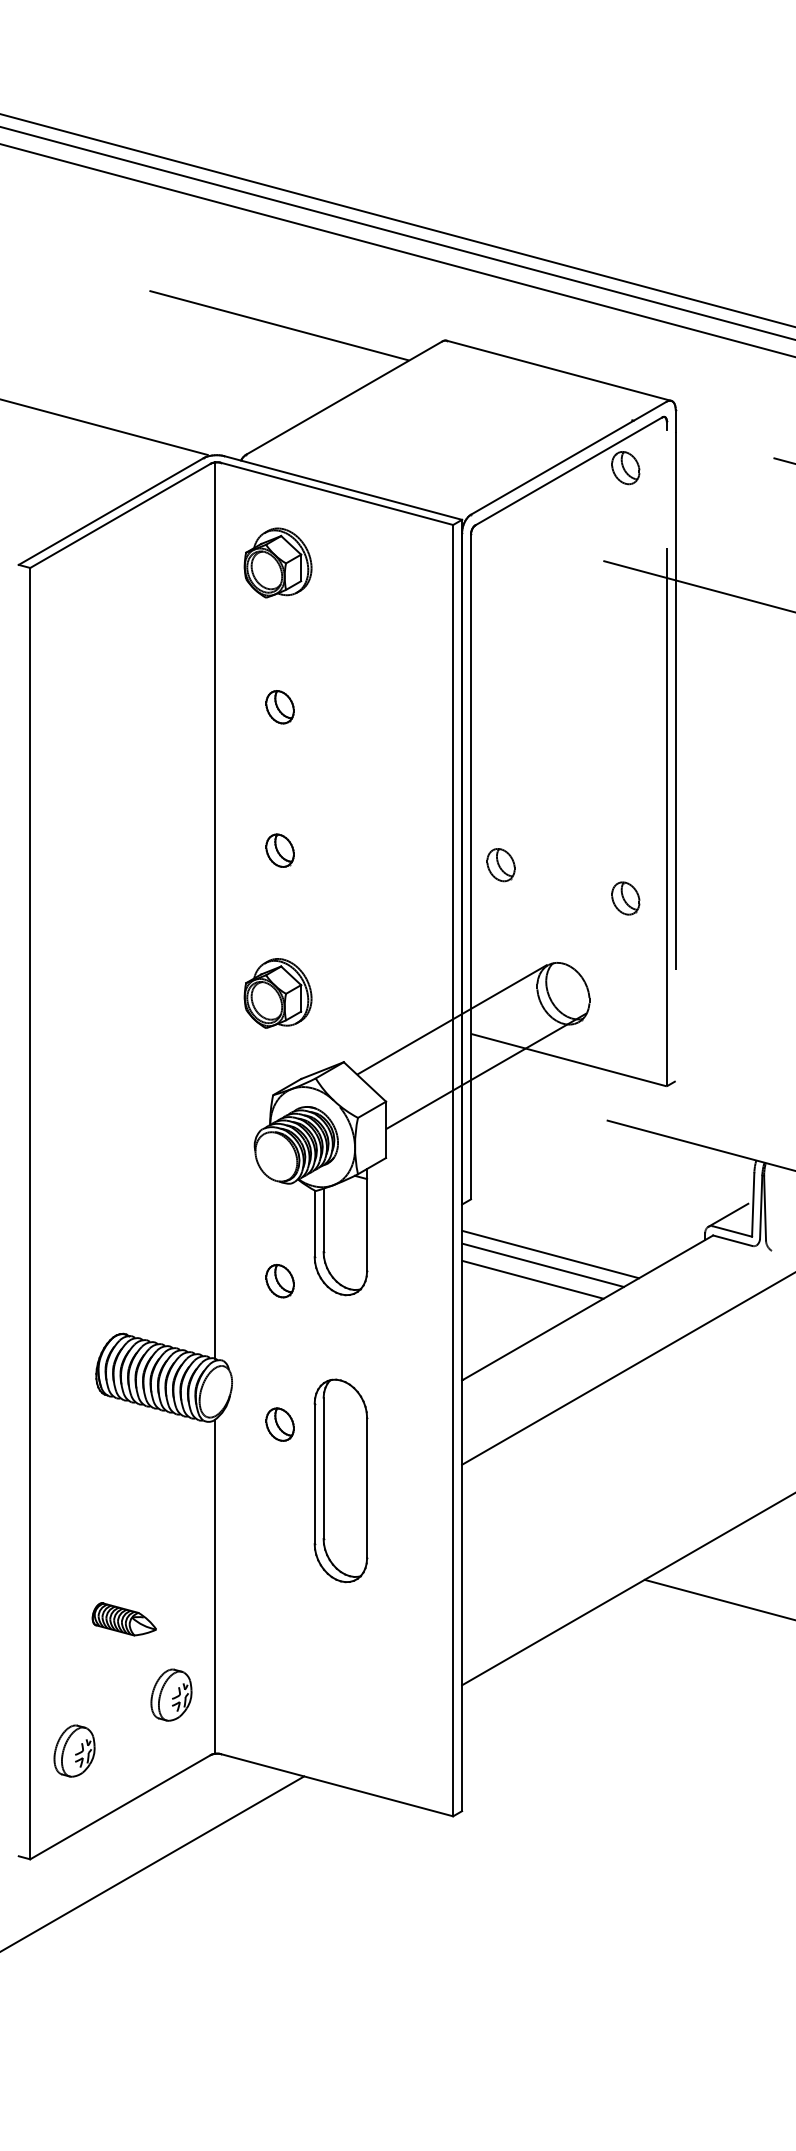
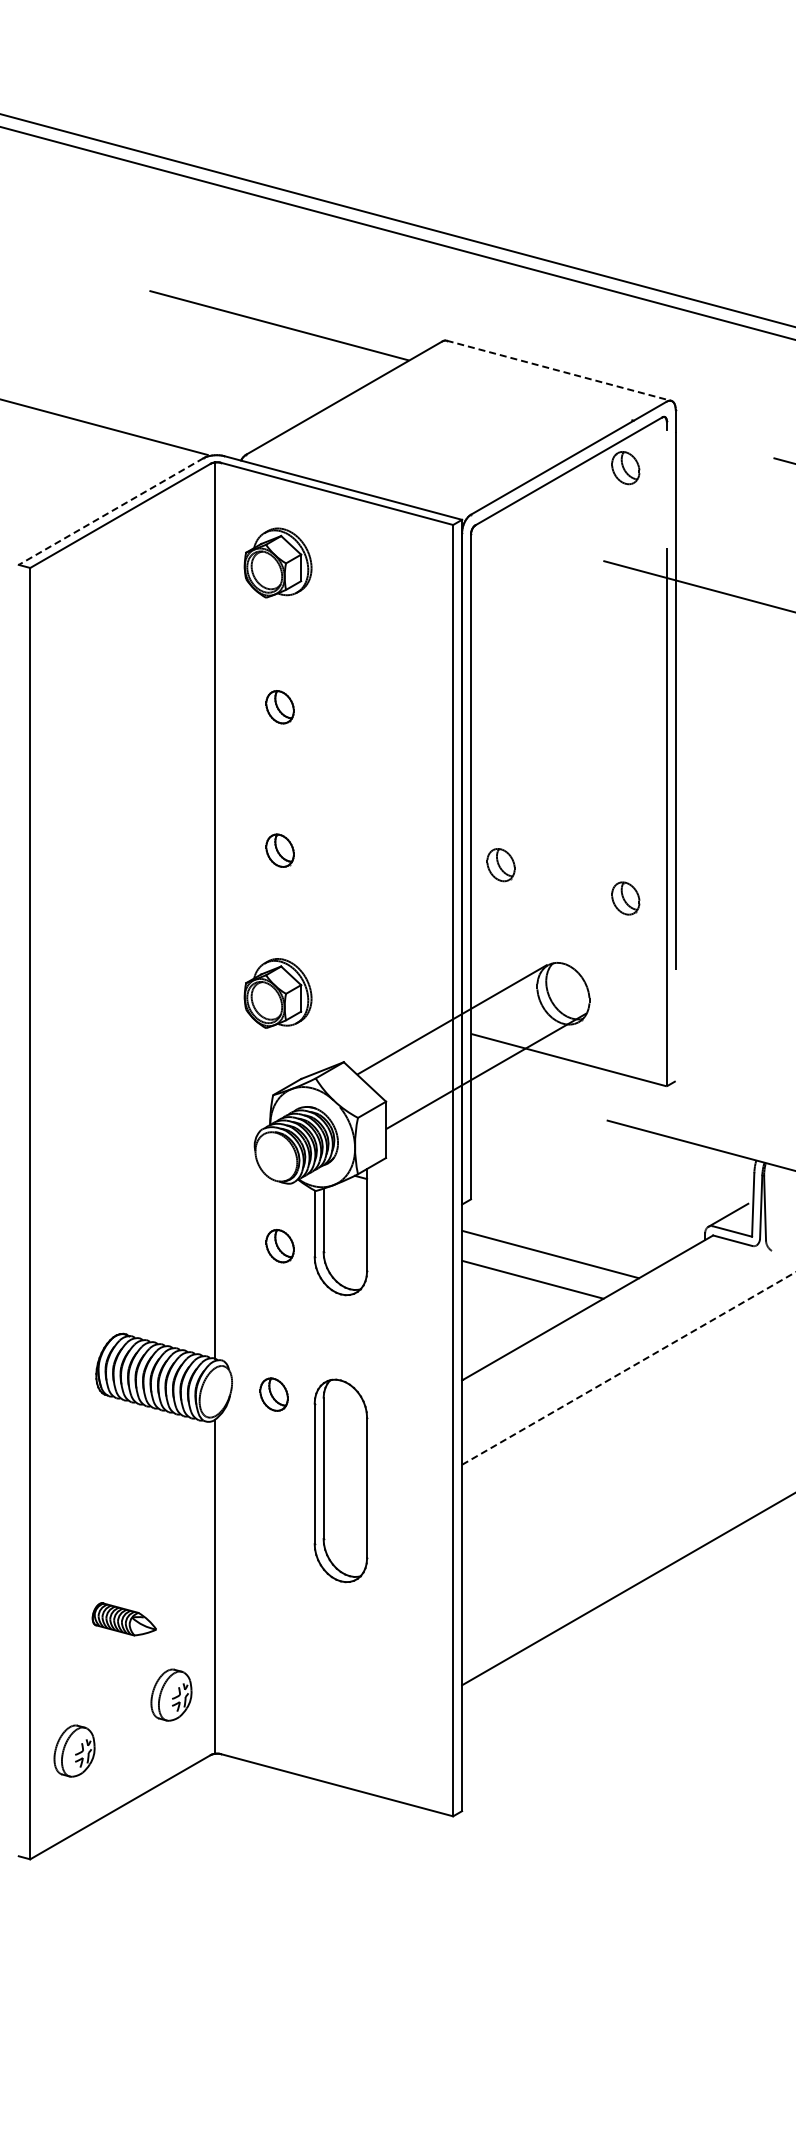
line: present -> none (397, 250)
line: solid -> dashed (559, 370)
line: solid -> dashed (111, 511)
line: present -> none (542, 1264)
part position: (279, 1281) -> (279, 1246) (279, 1246)
line: solid -> dashed (629, 1368)
part position: (279, 1424) -> (273, 1394) (273, 1394)
line: present -> none (718, 1599)
line: present -> none (153, 1863)
